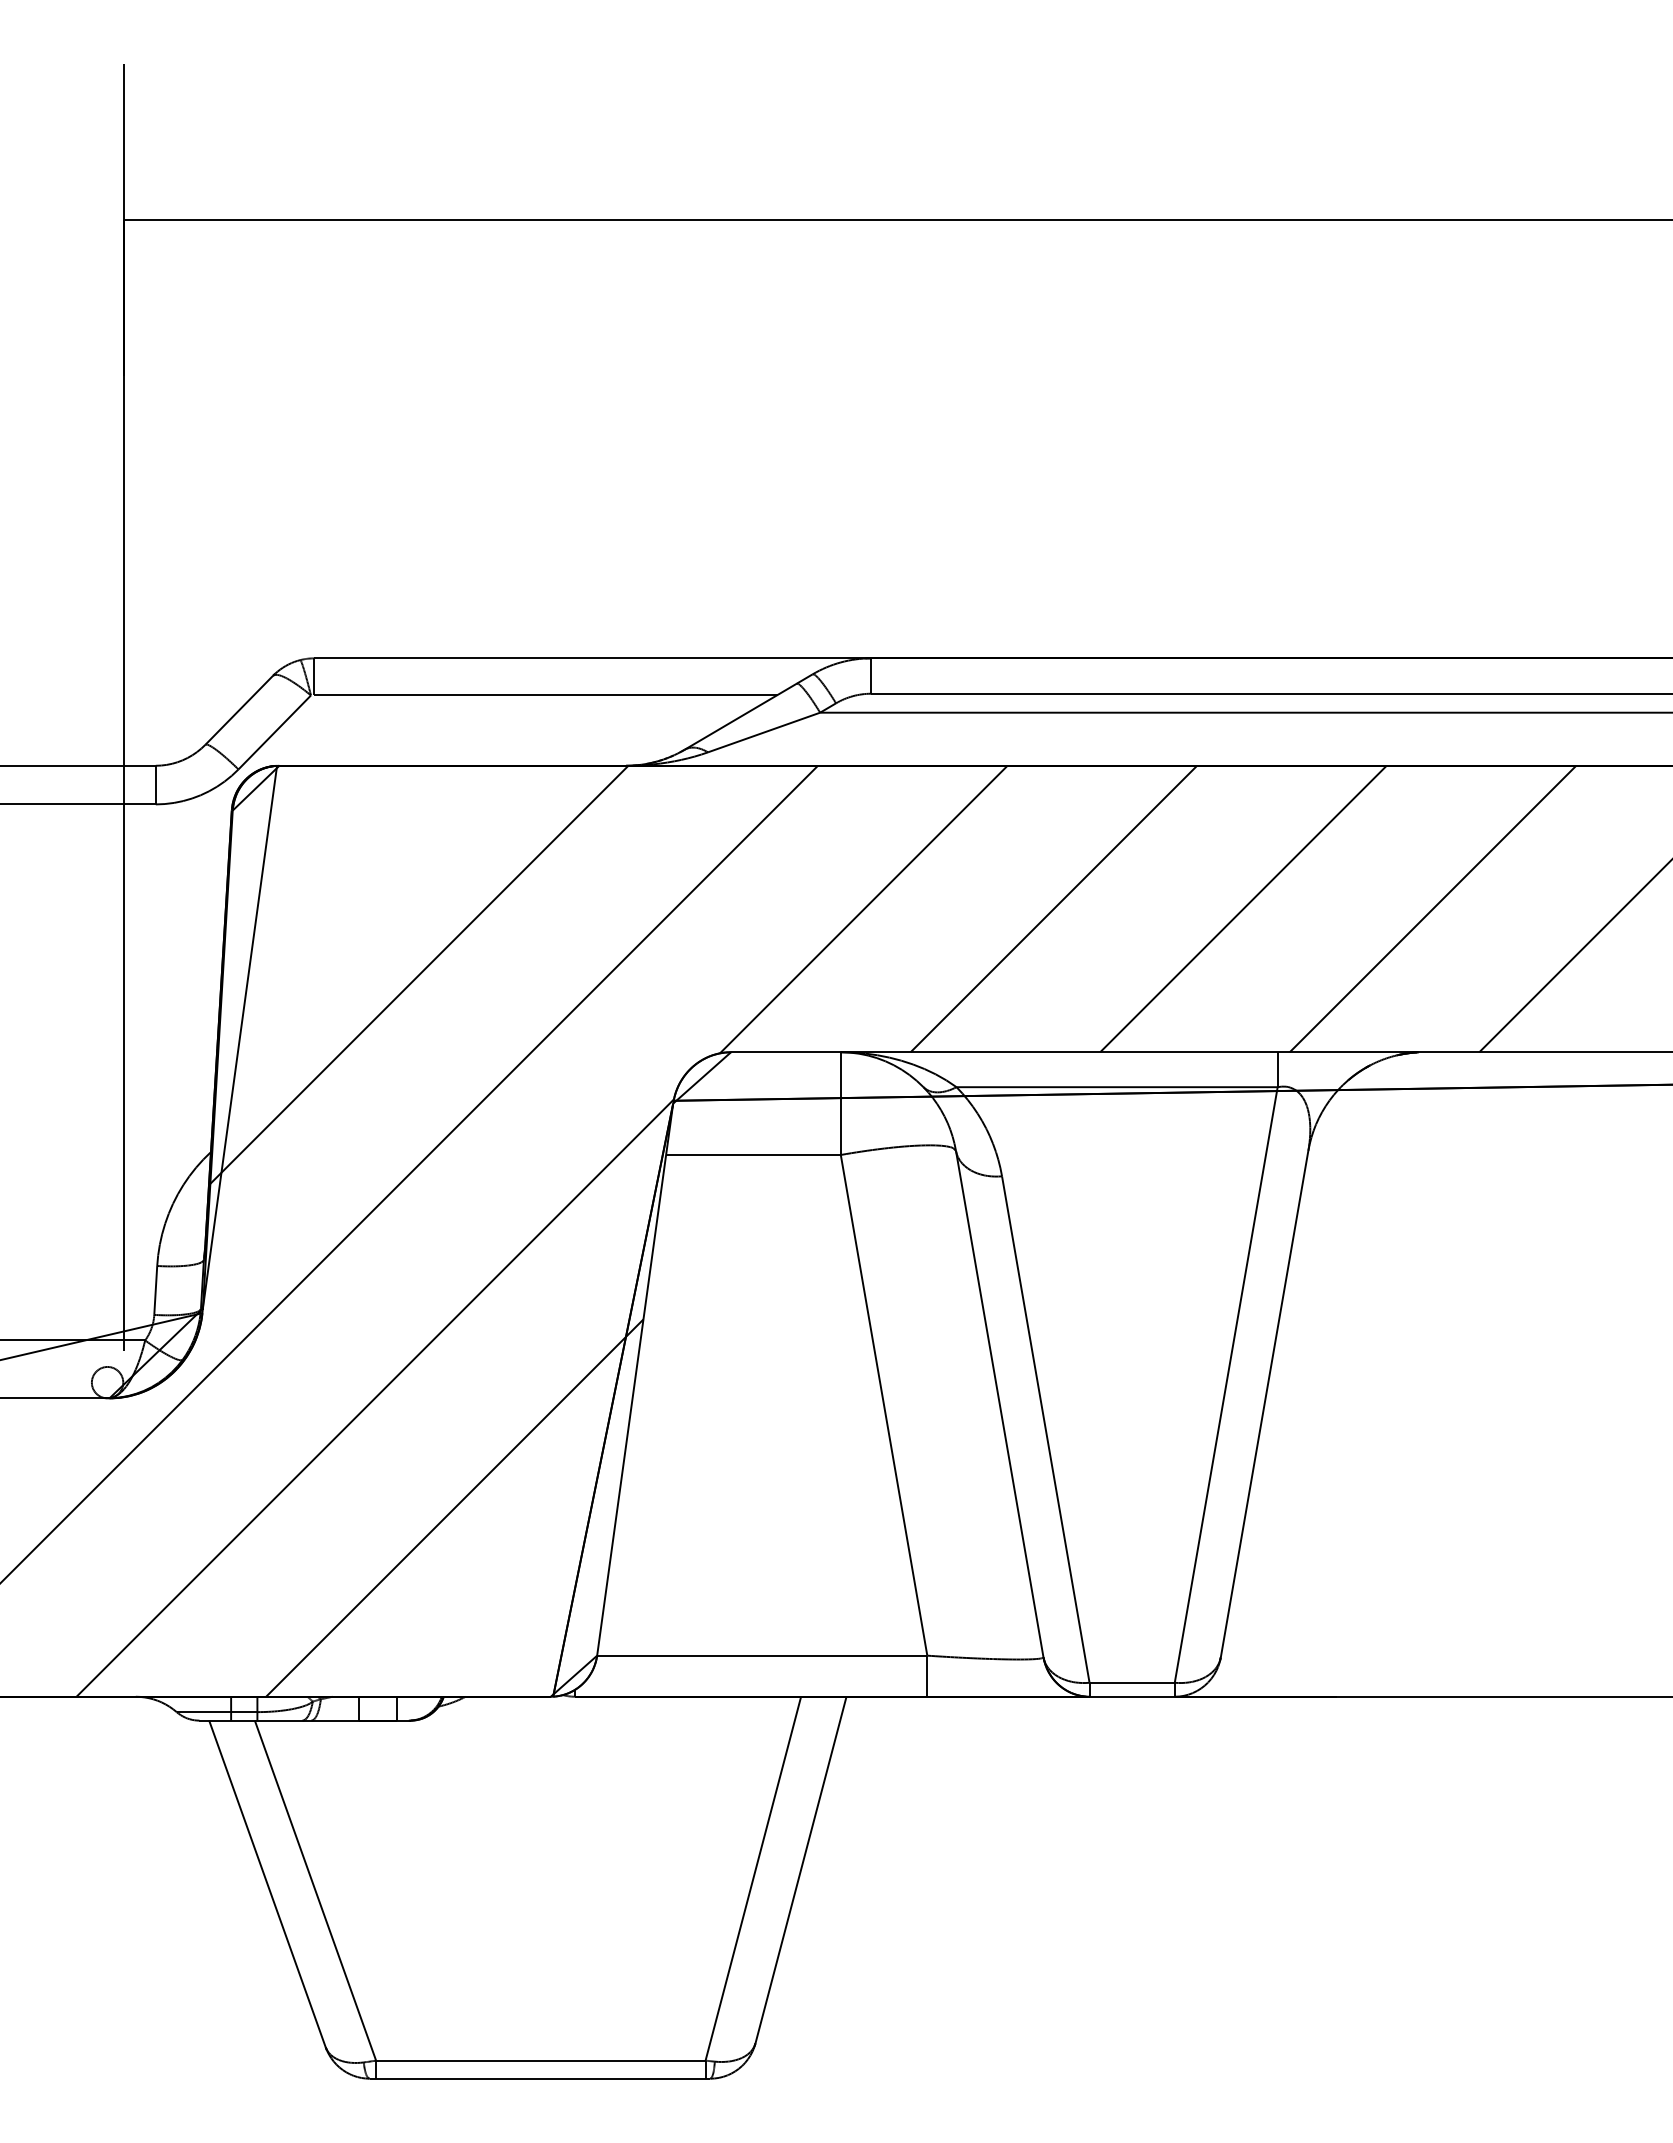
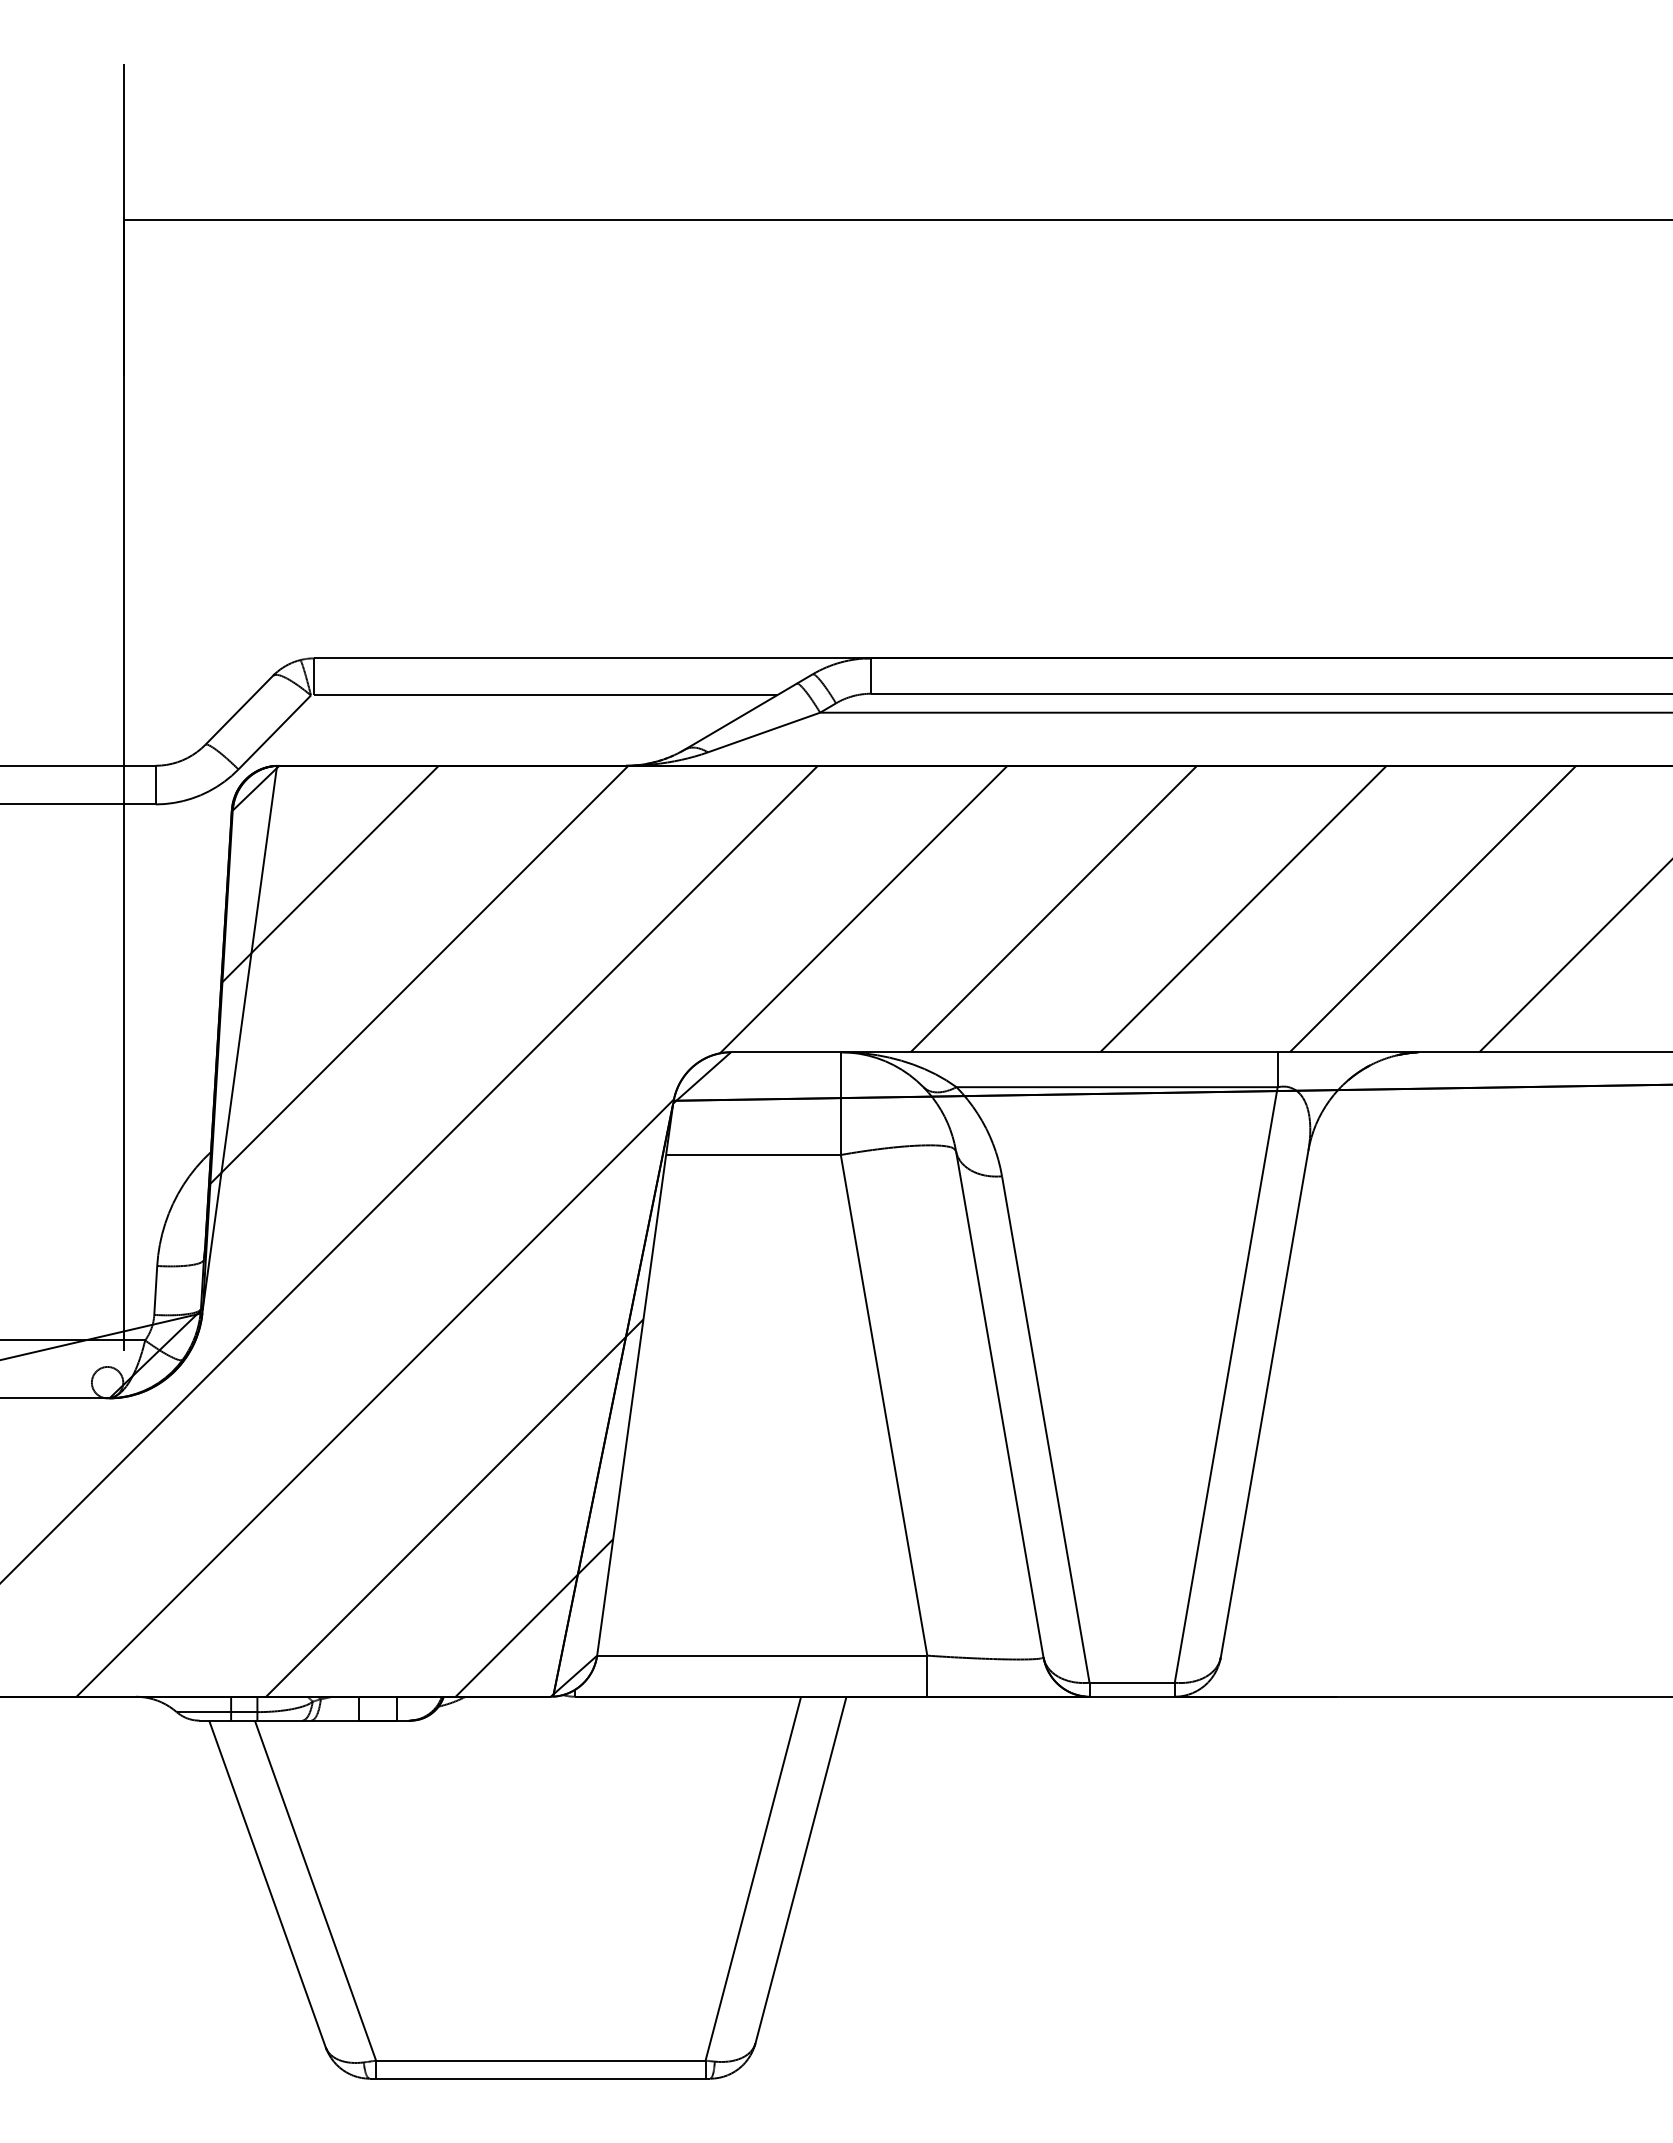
line: none -> present (330, 873)
line: none -> present (534, 1617)
